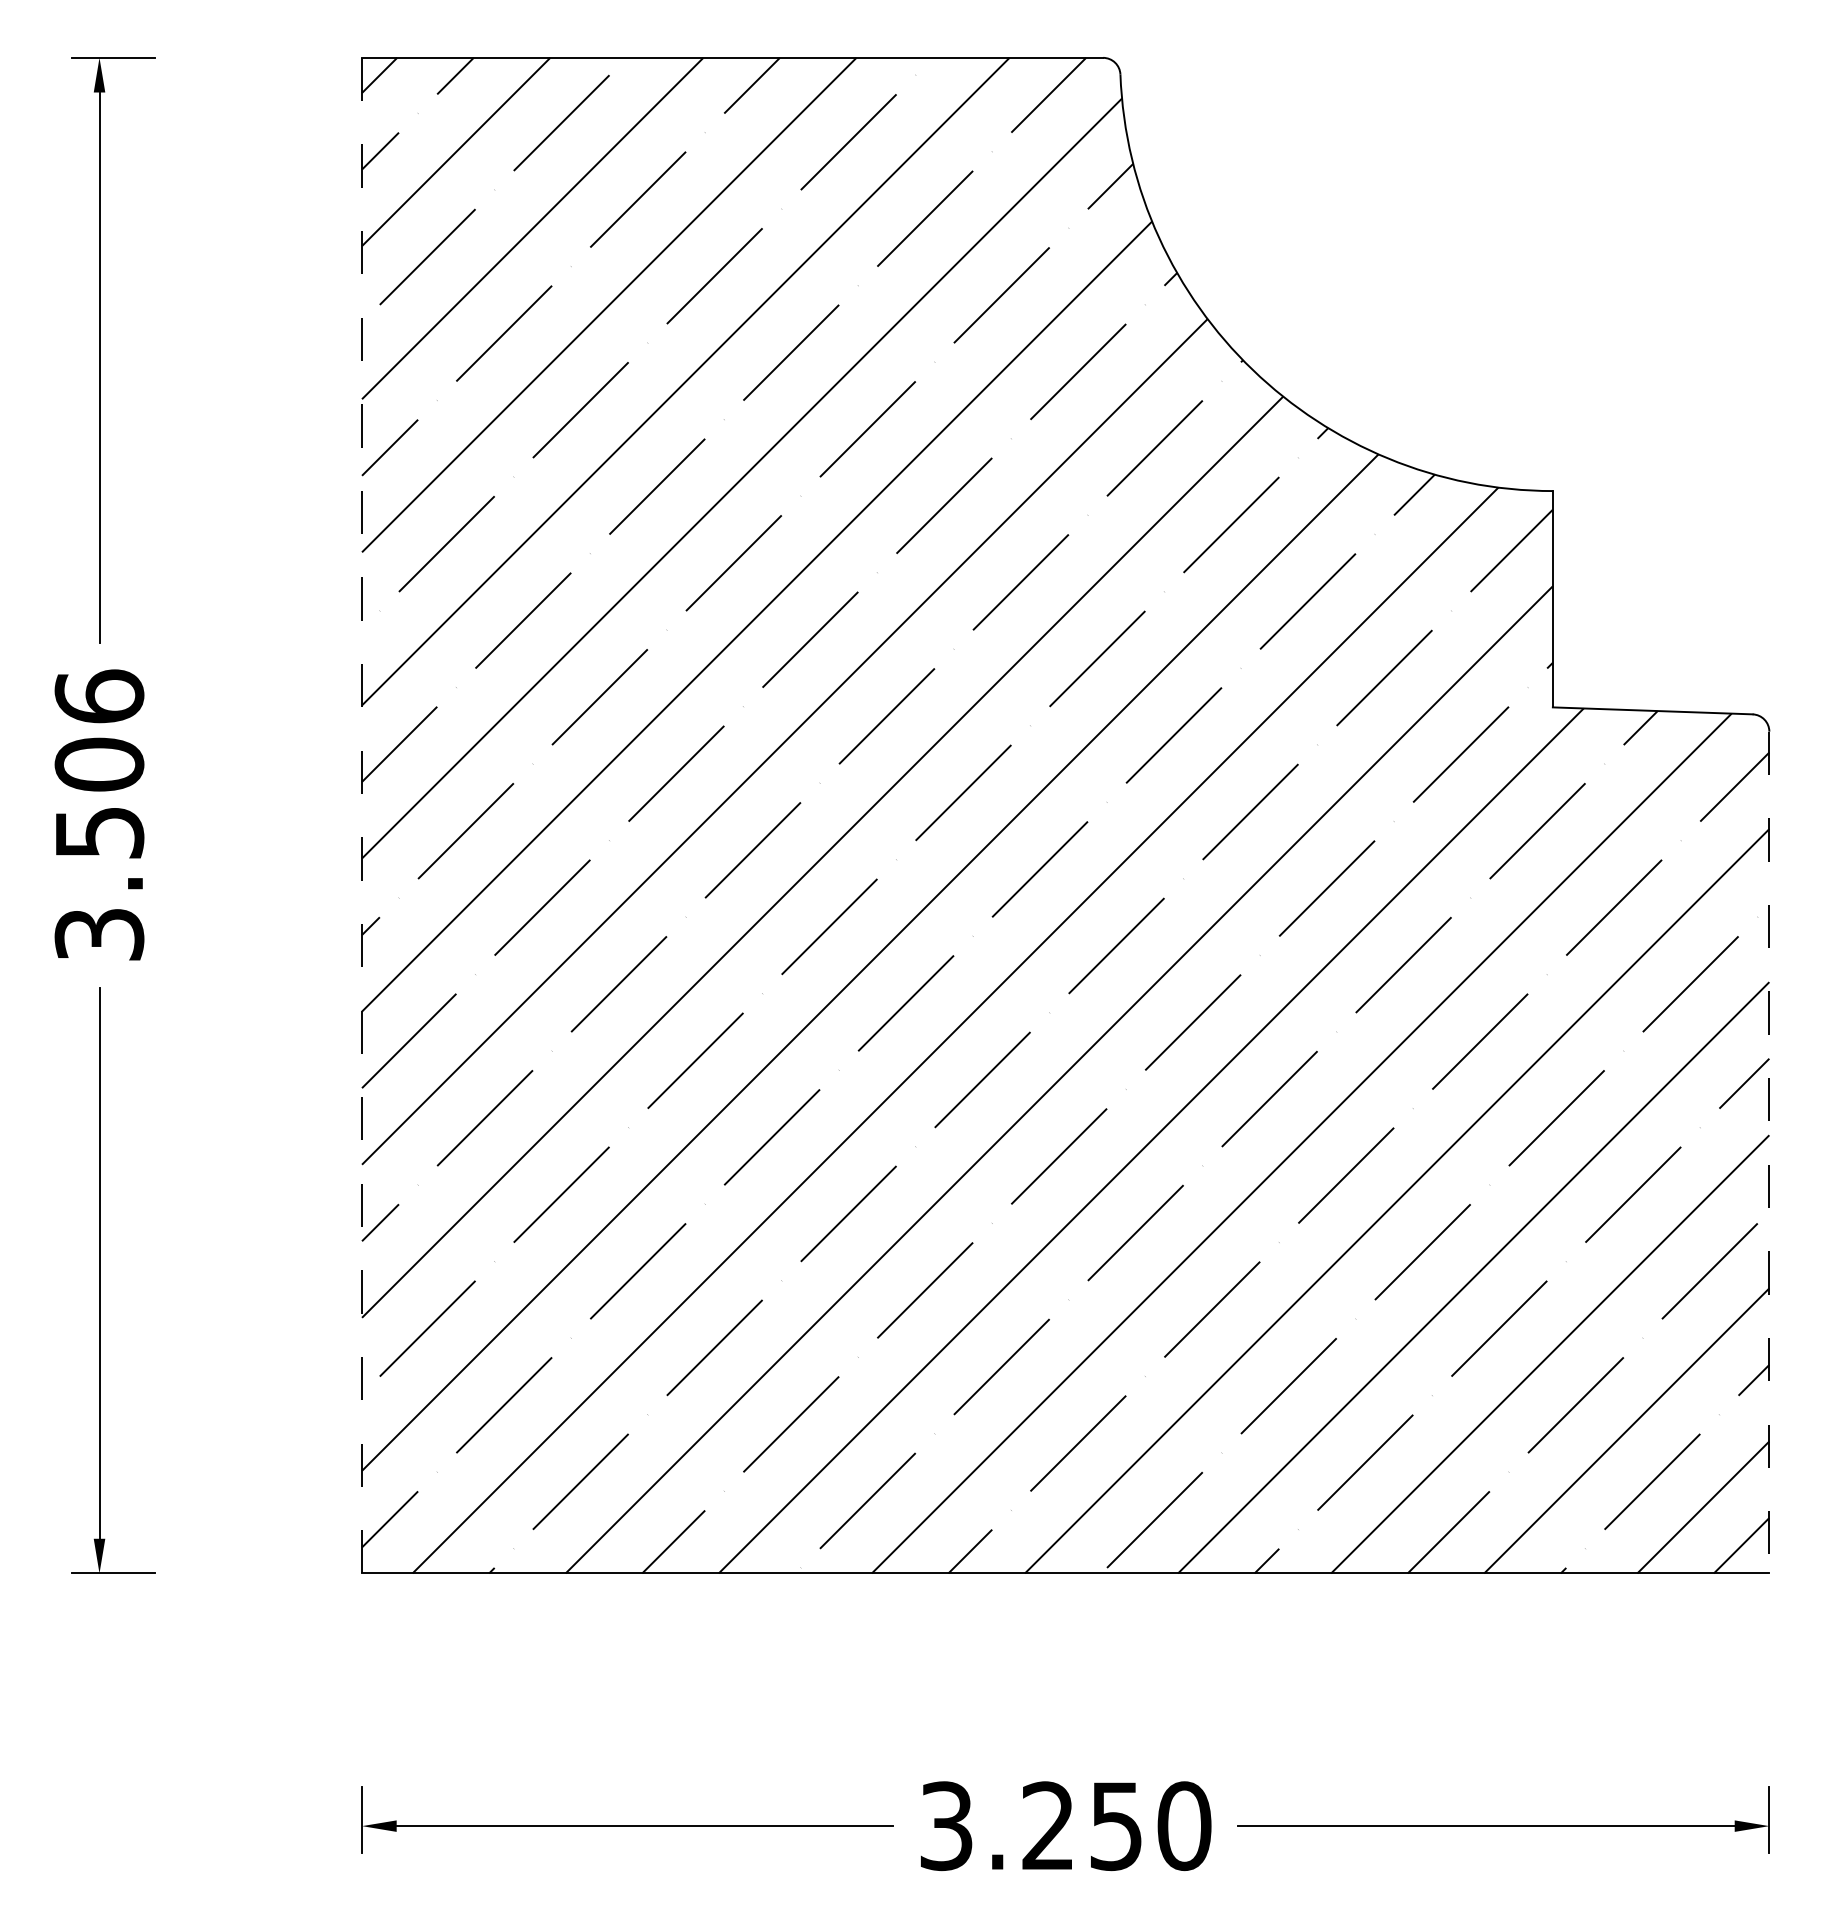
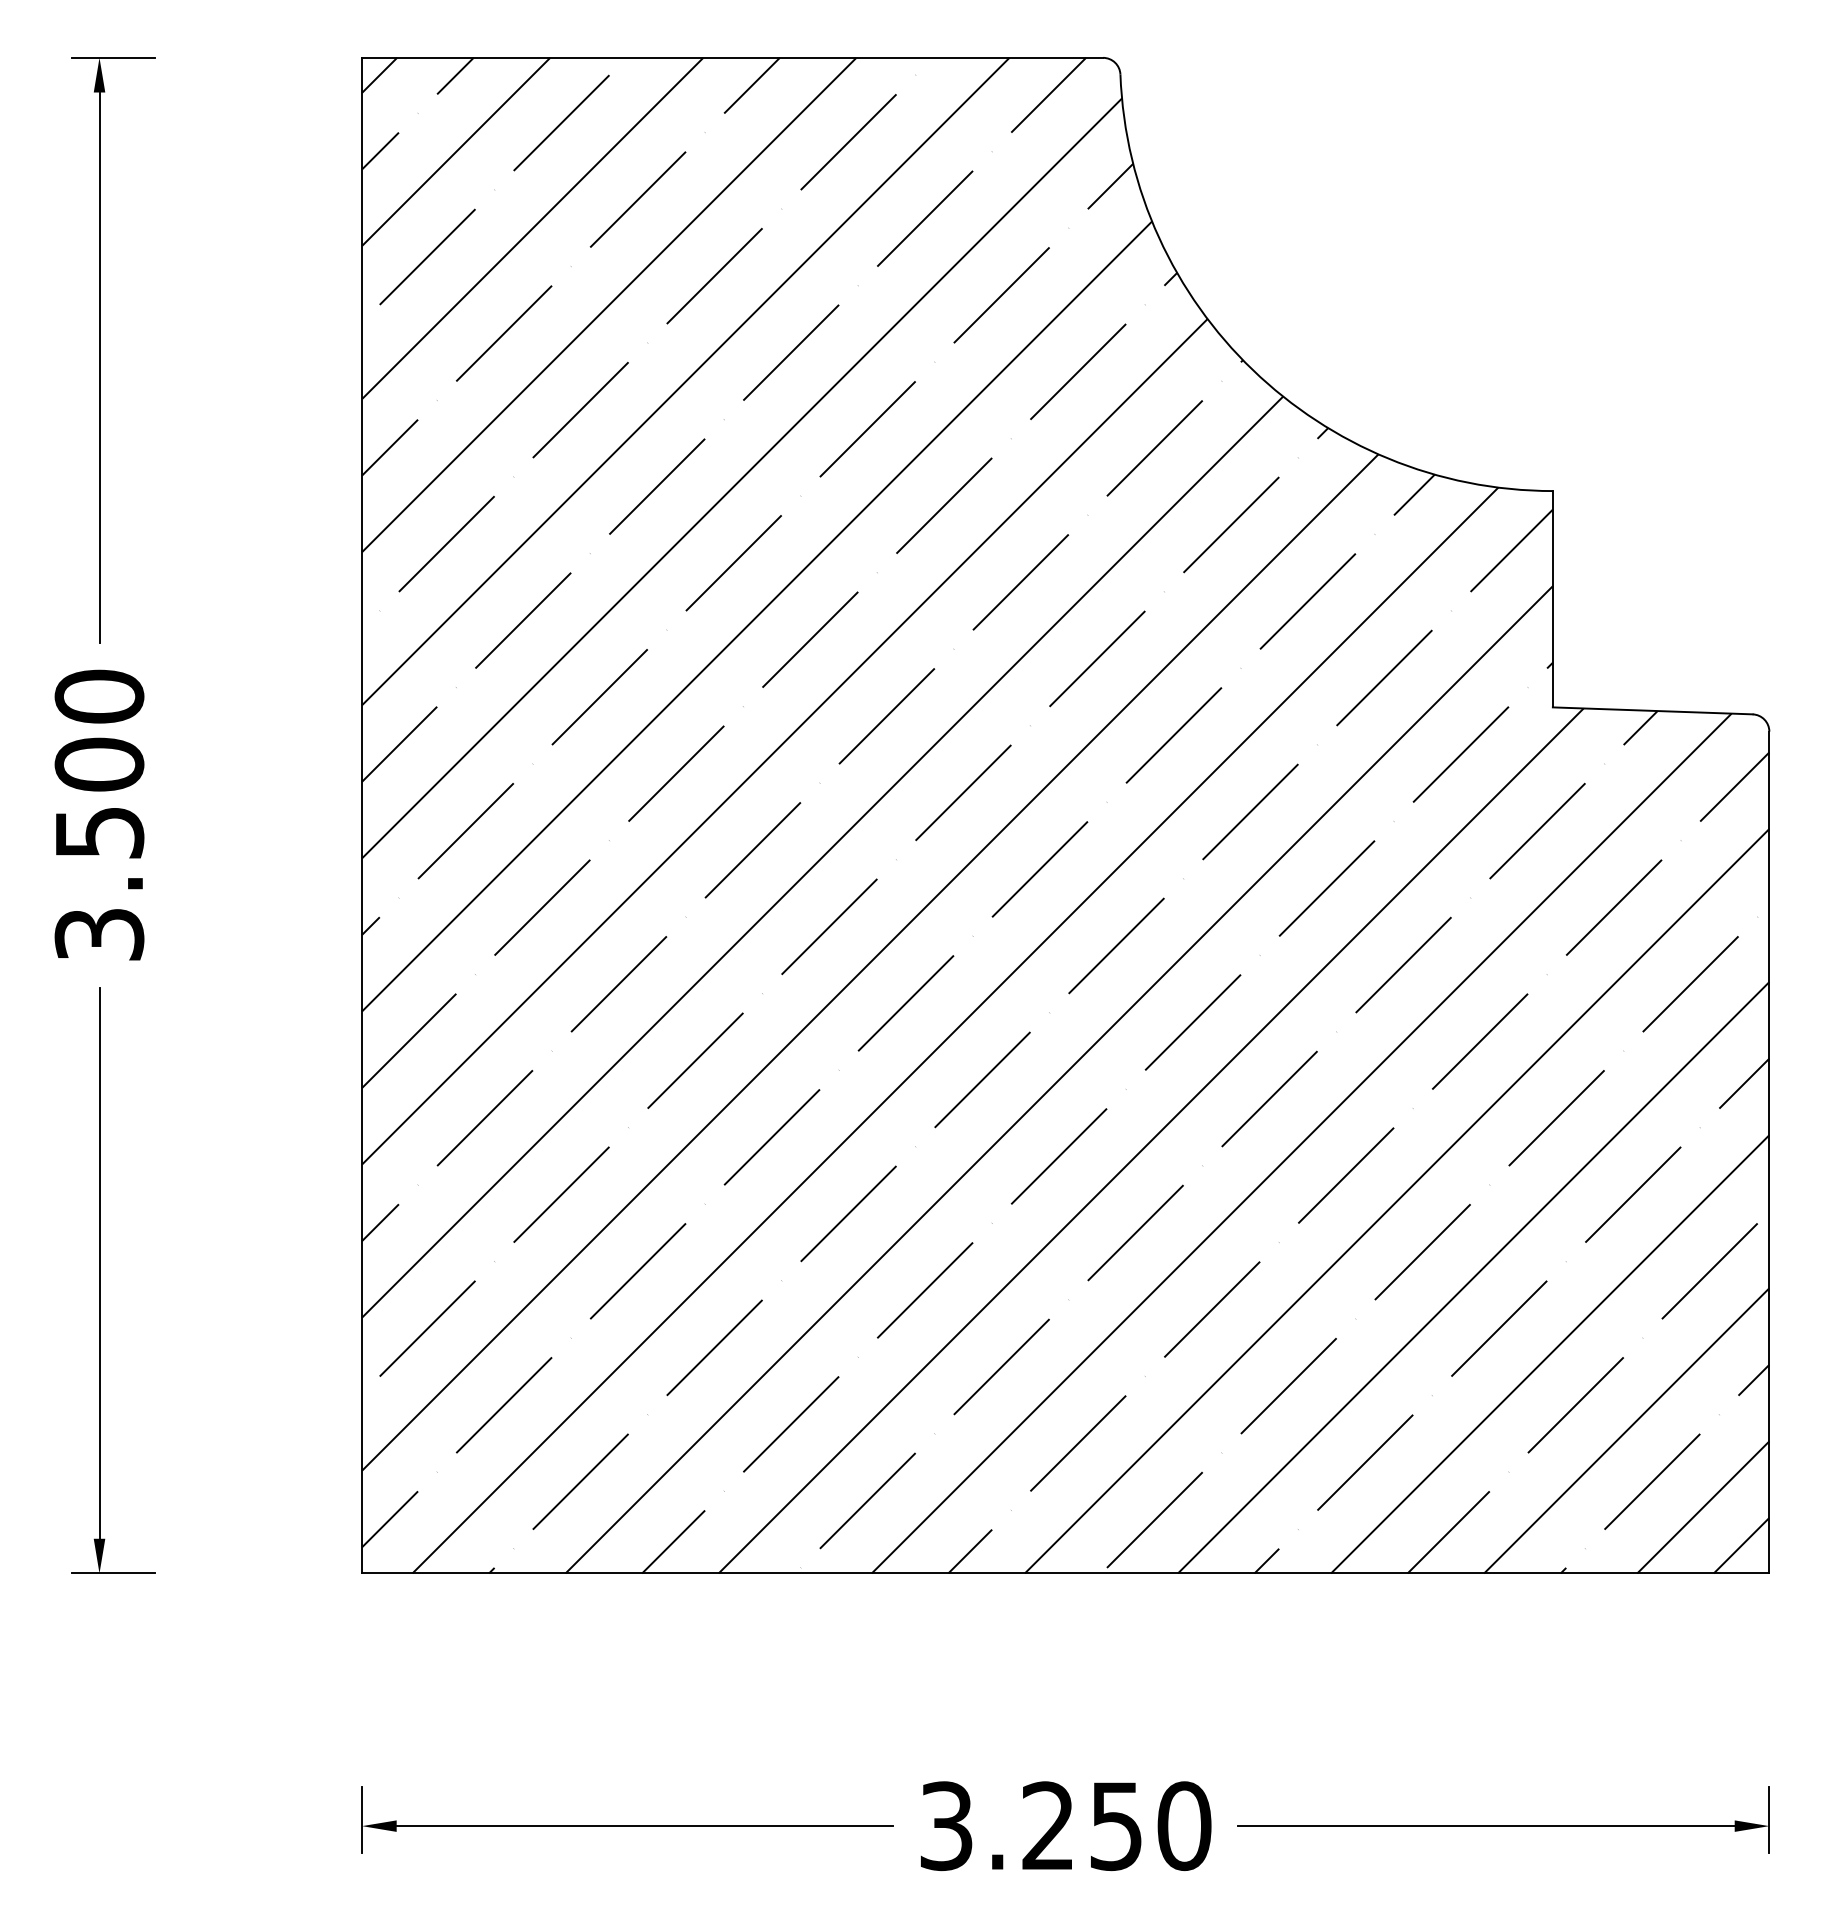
text: 3.506 -> 3.500 (99, 696)
line: dashed -> solid (362, 815)
line: dashed -> solid (1769, 1152)
